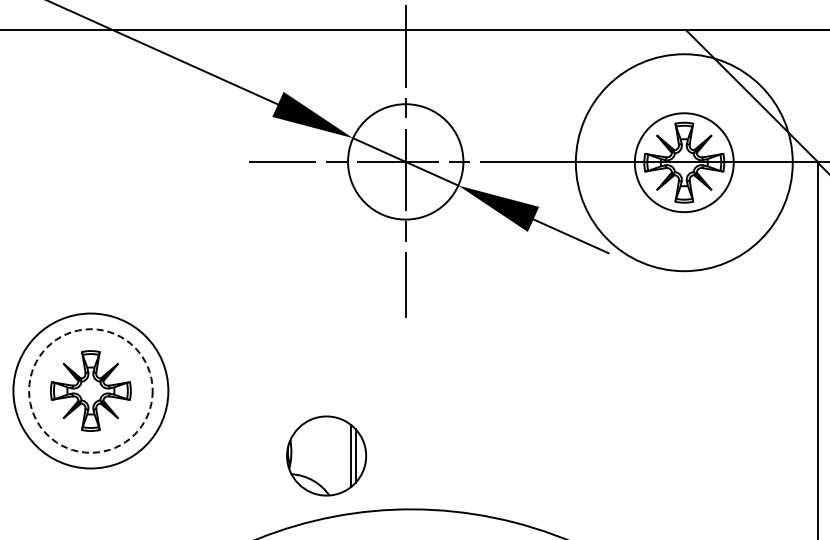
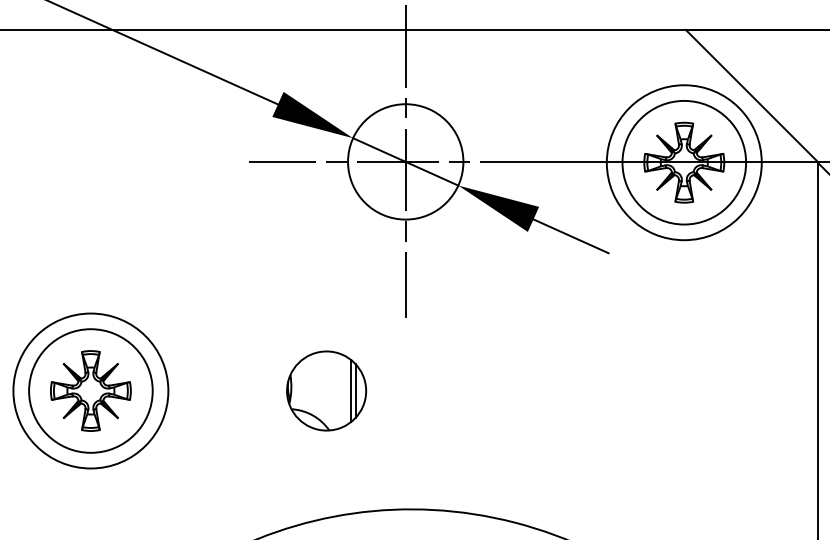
circle diameter: 217 px -> 155 px (683, 162)
circle diameter: 99 px -> 124 px (684, 162)
circle: dashed -> solid (90, 390)
part position: (326, 455) -> (326, 390) (326, 390)
